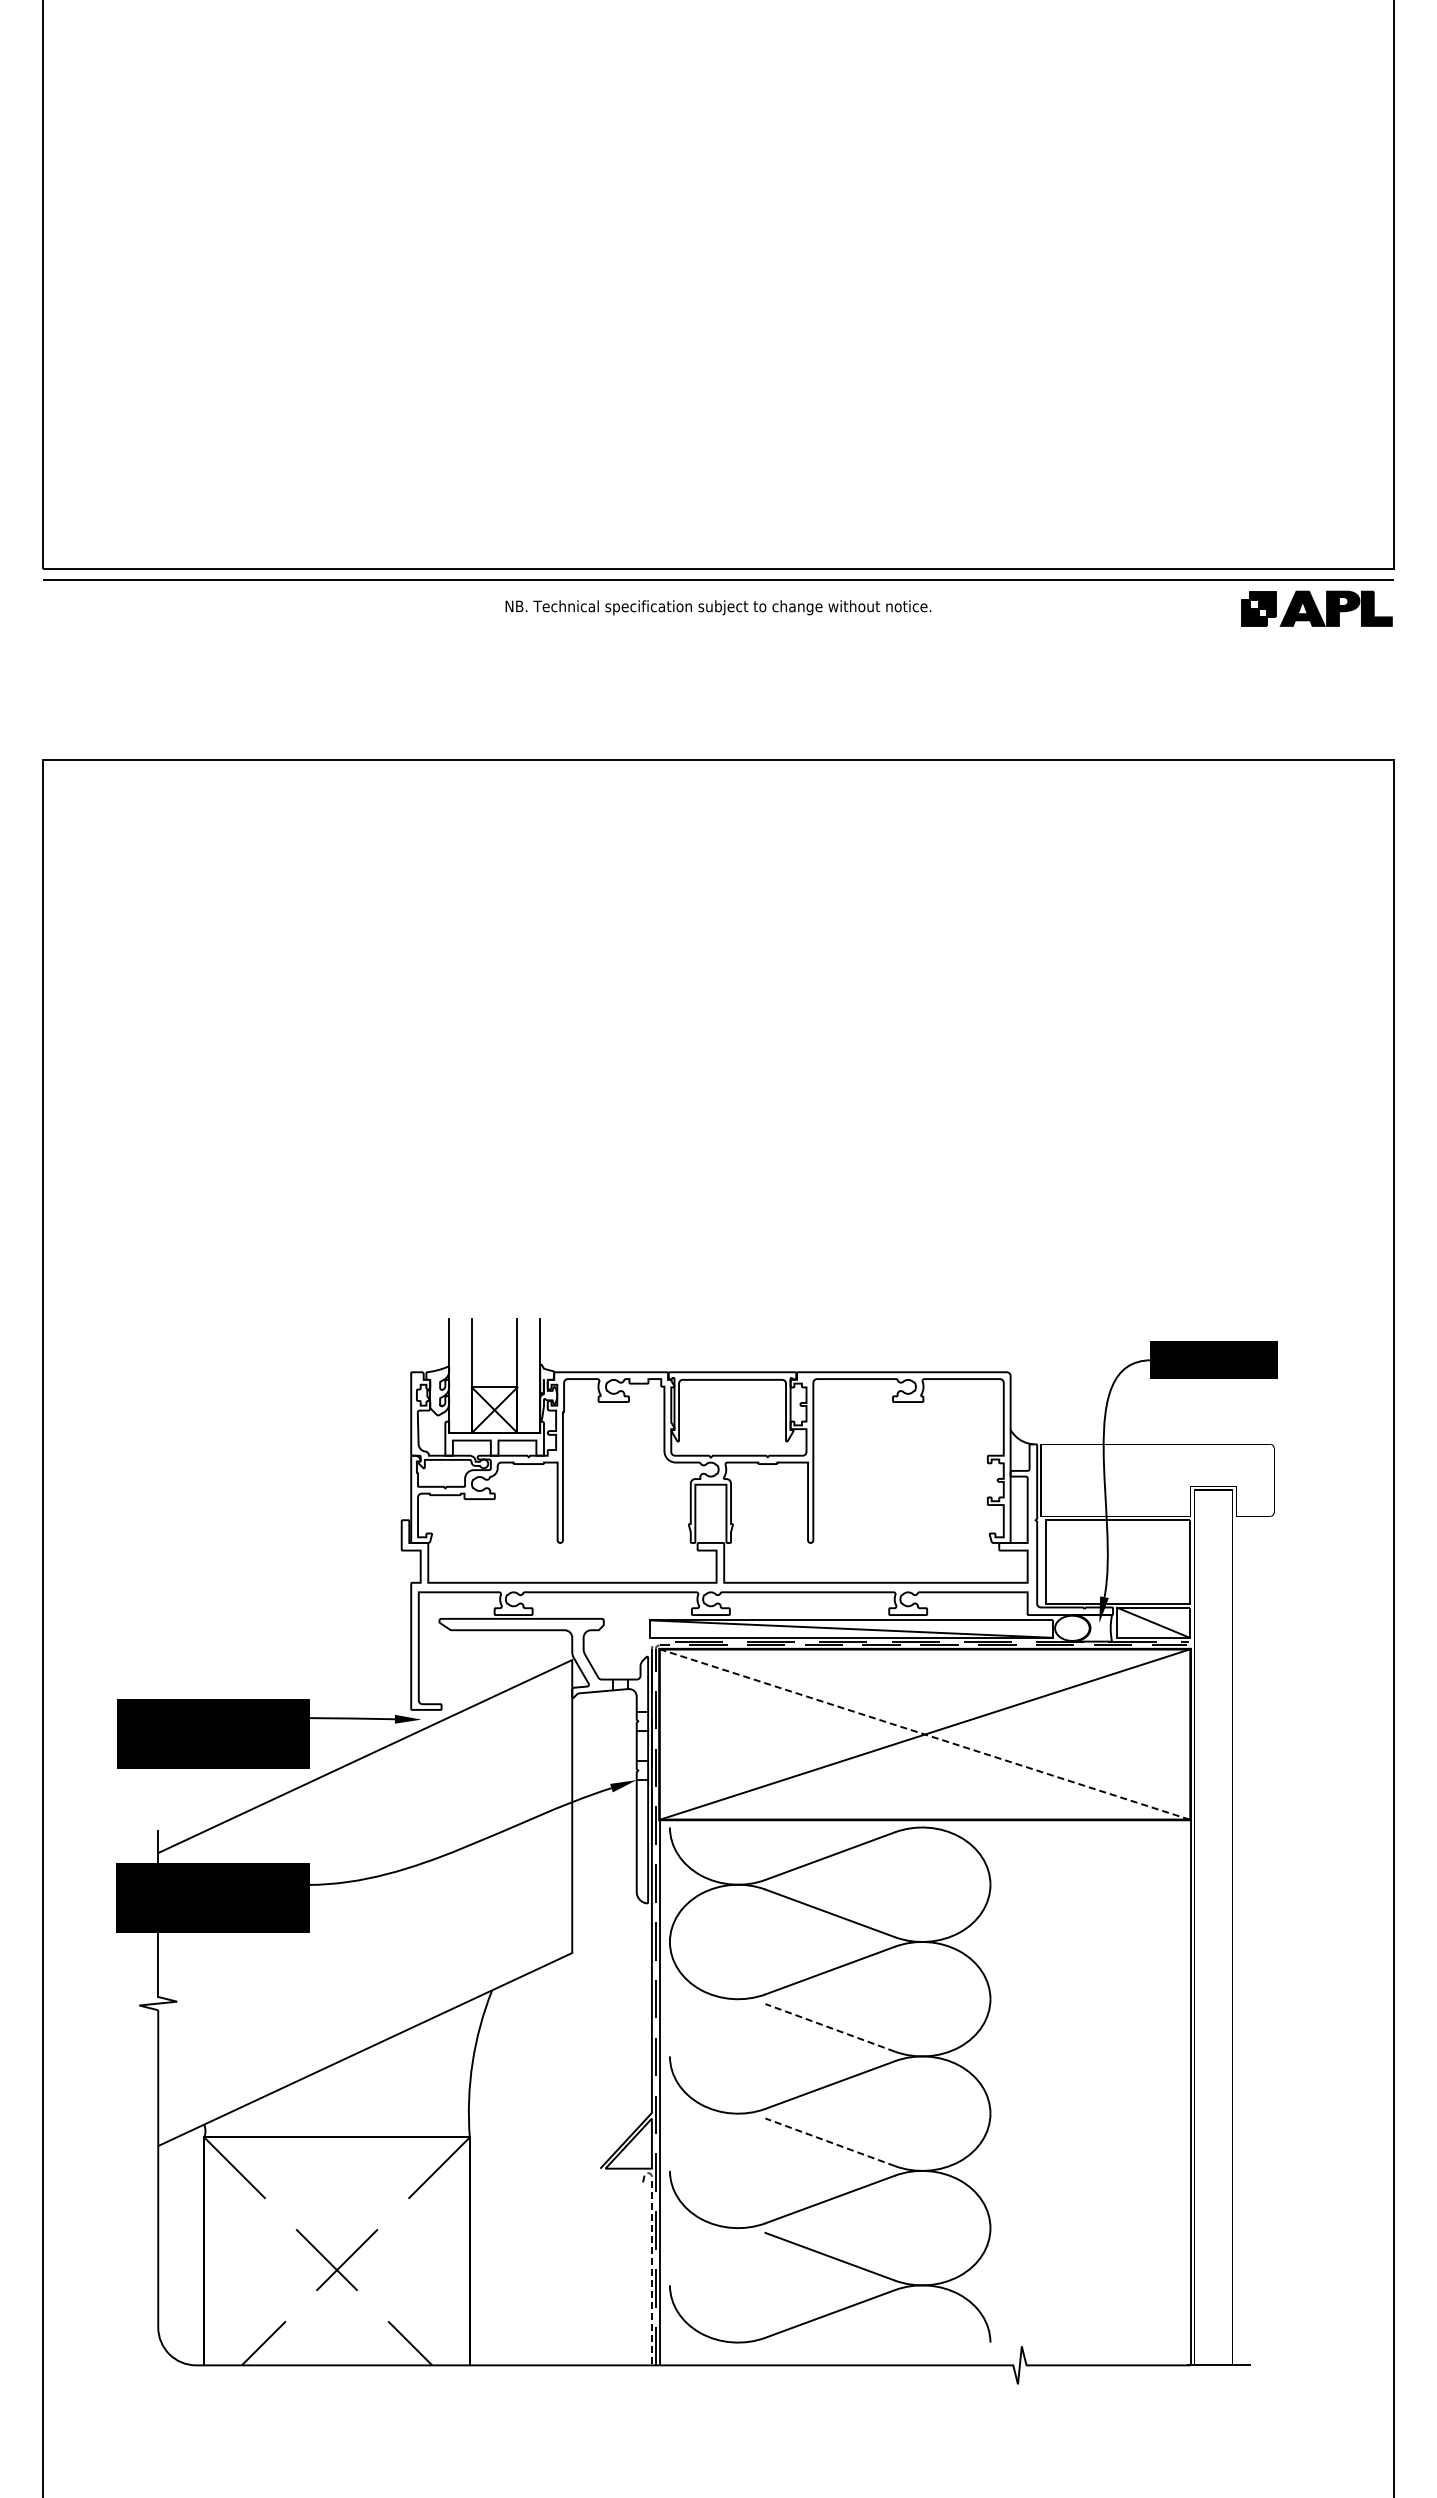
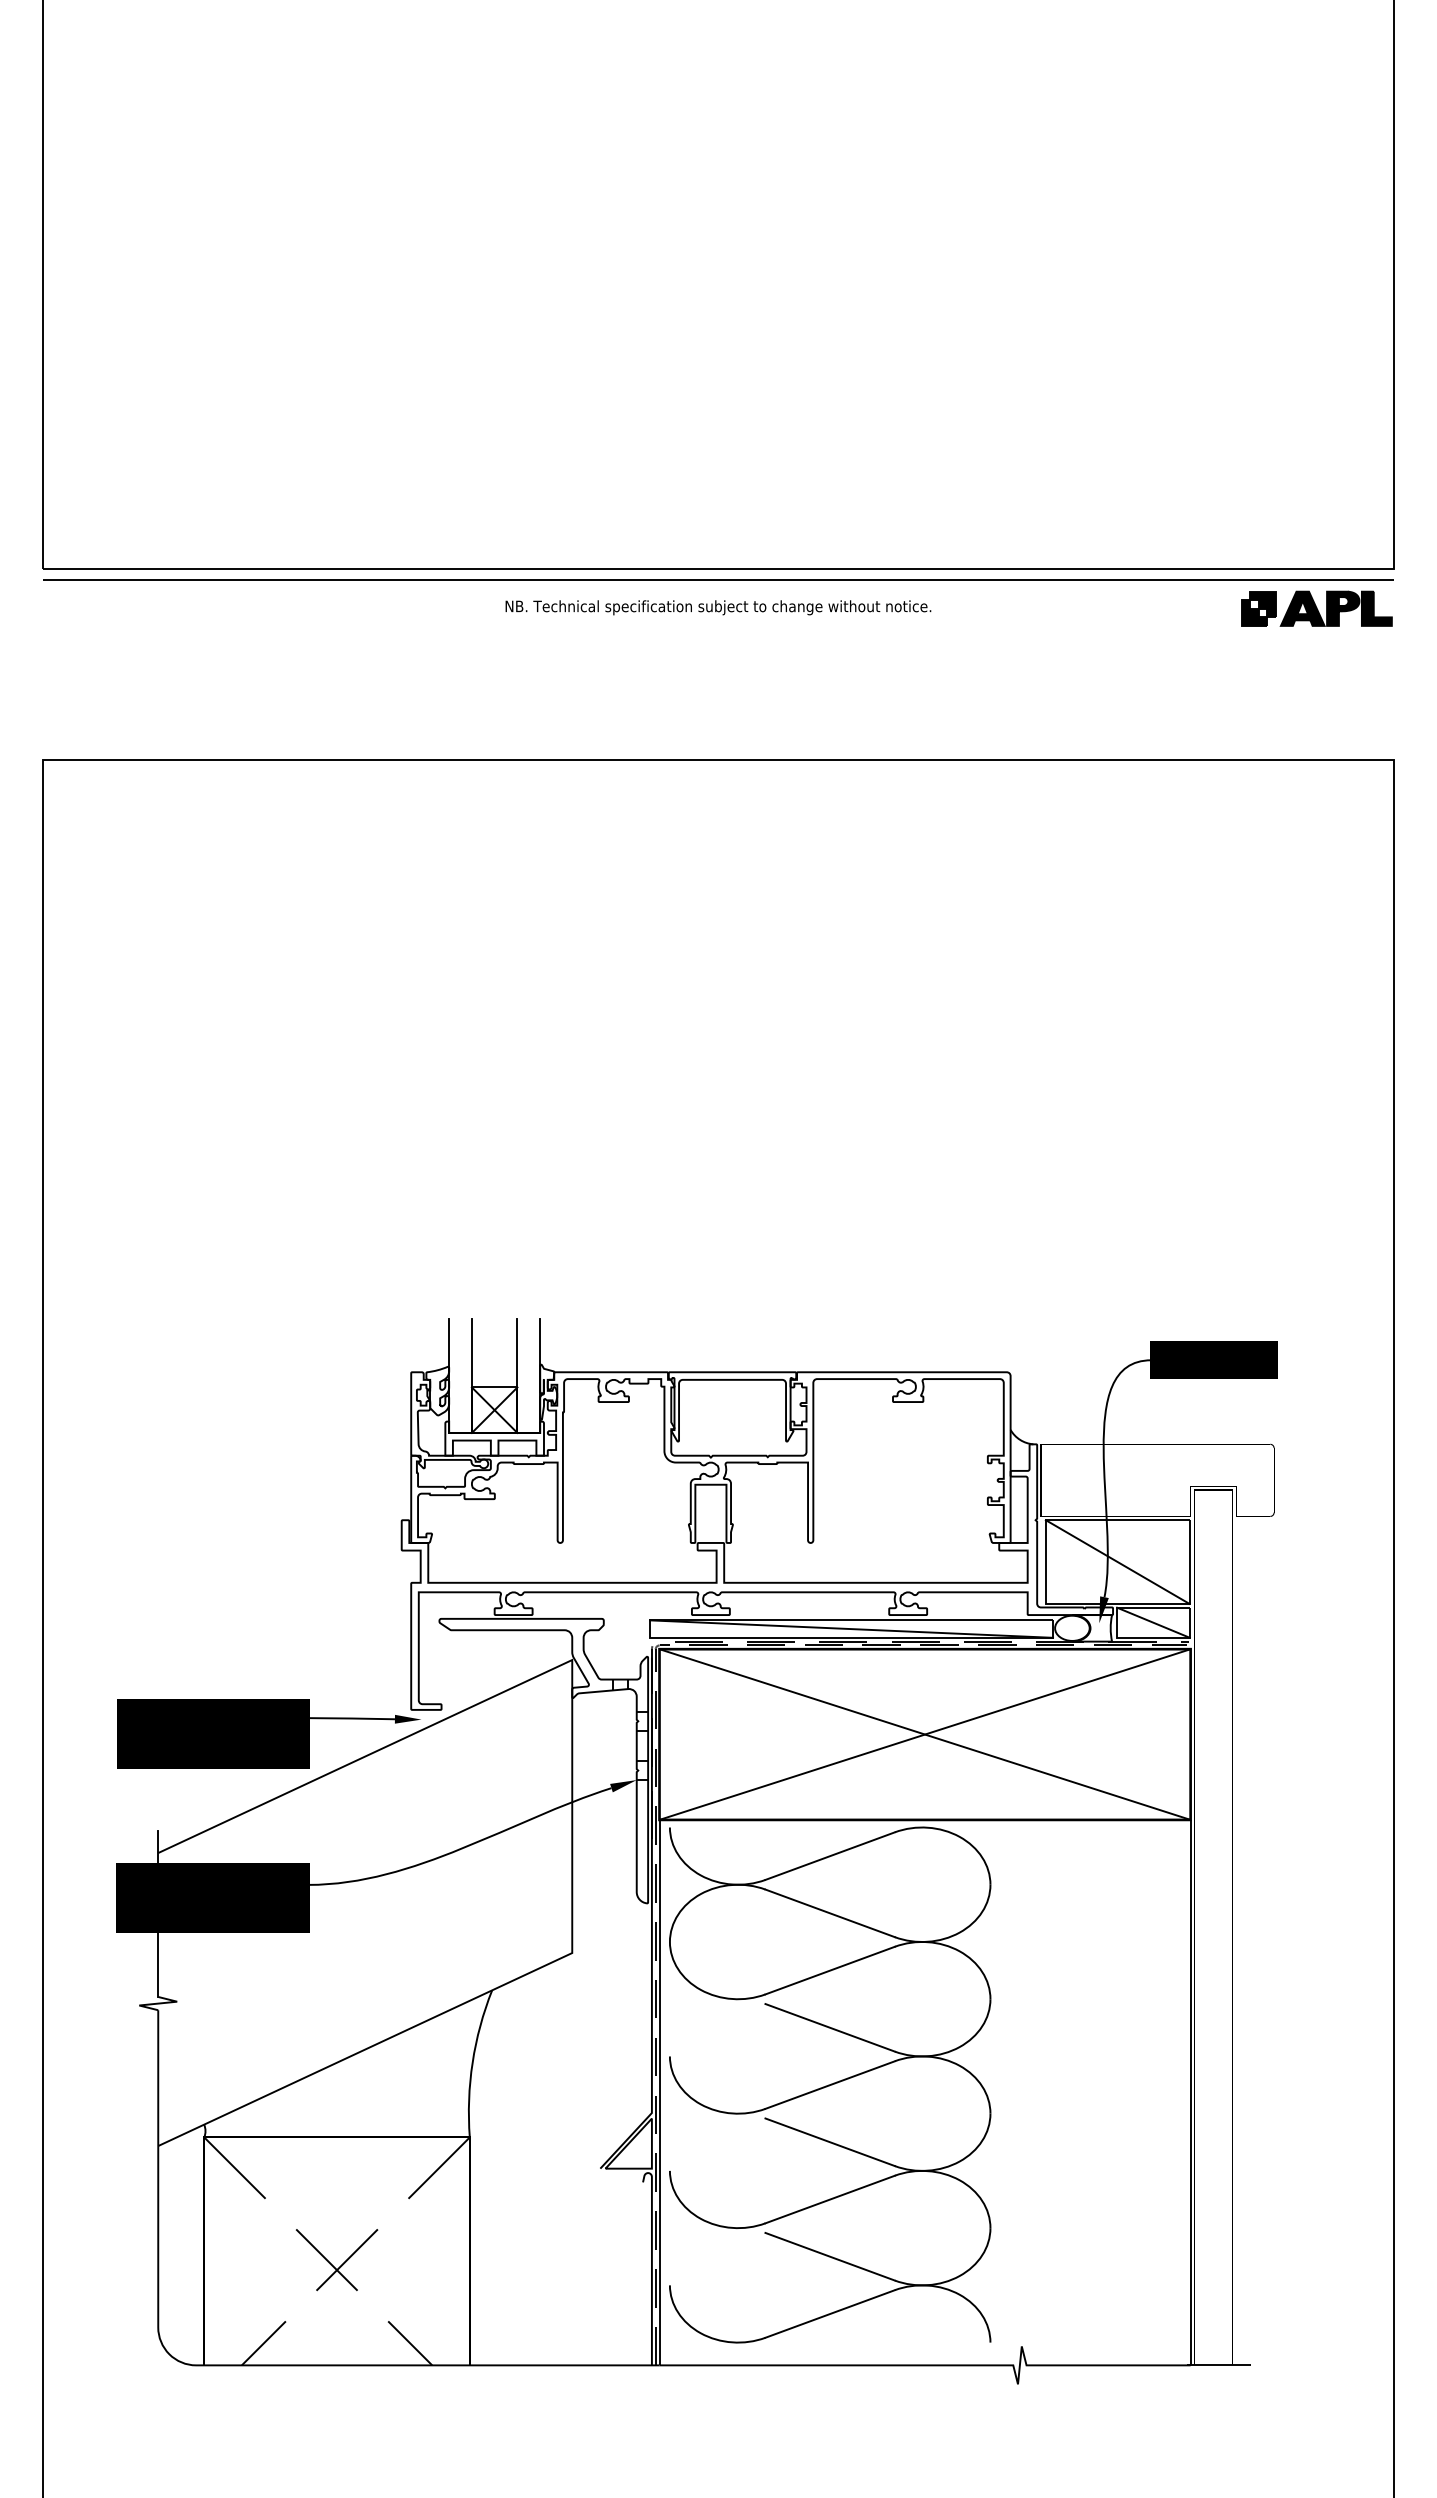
line: none -> present (1117, 1561)
line: dashed -> solid (925, 1734)
line: dashed -> solid (830, 2027)
line: dashed -> solid (830, 2142)
line: dashed -> solid (651, 2255)
